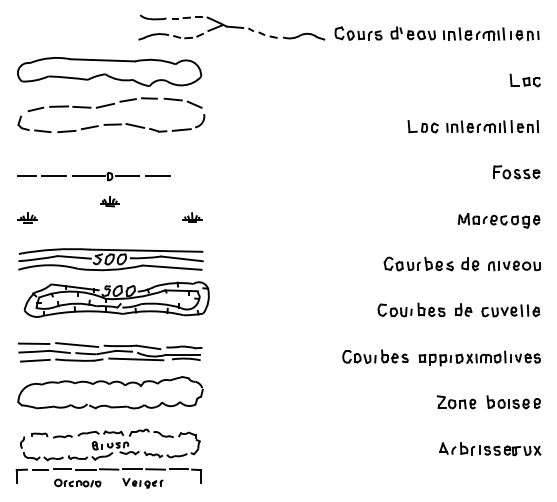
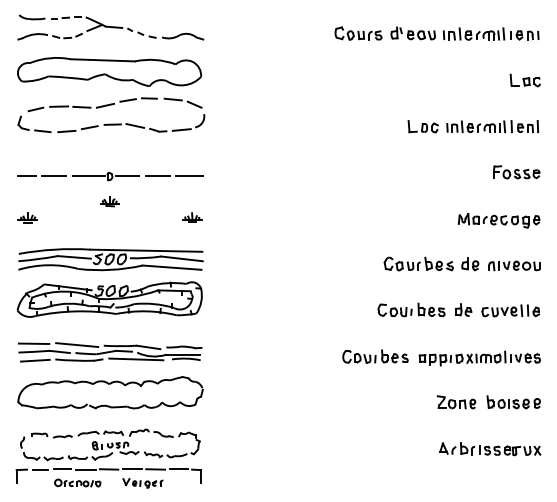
part position: (231, 27) -> (110, 27) (110, 27)
line: none -> present (188, 176)
part position: (116, 299) -> (109, 299) (109, 299)
